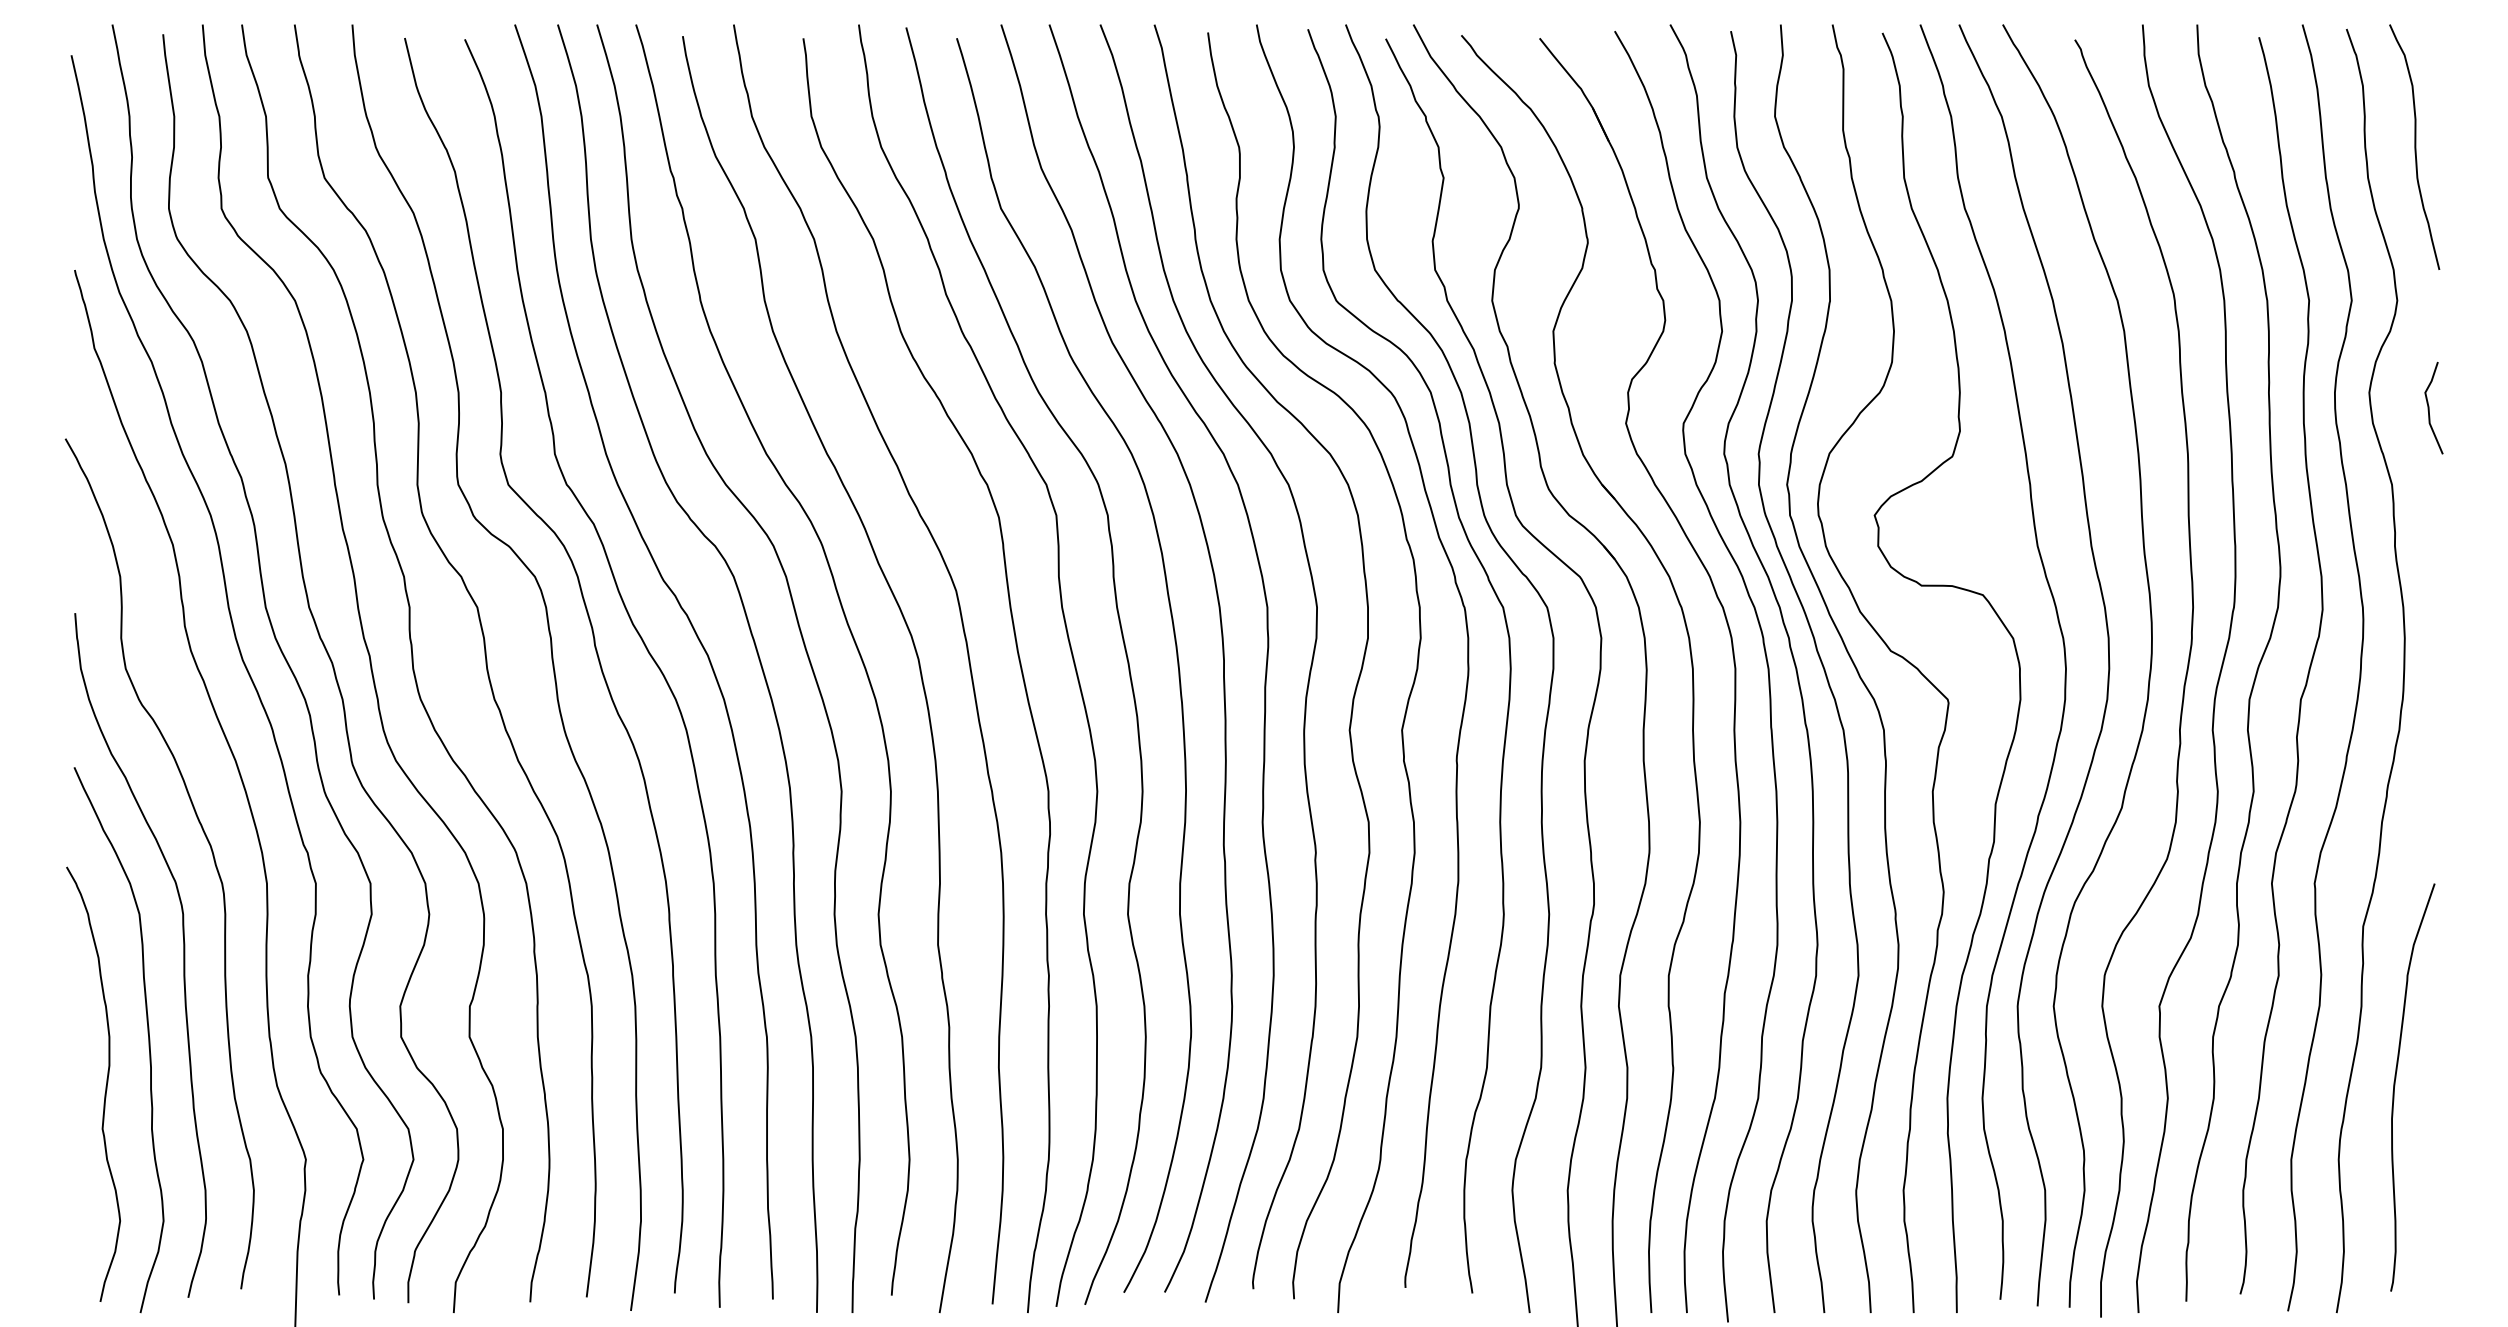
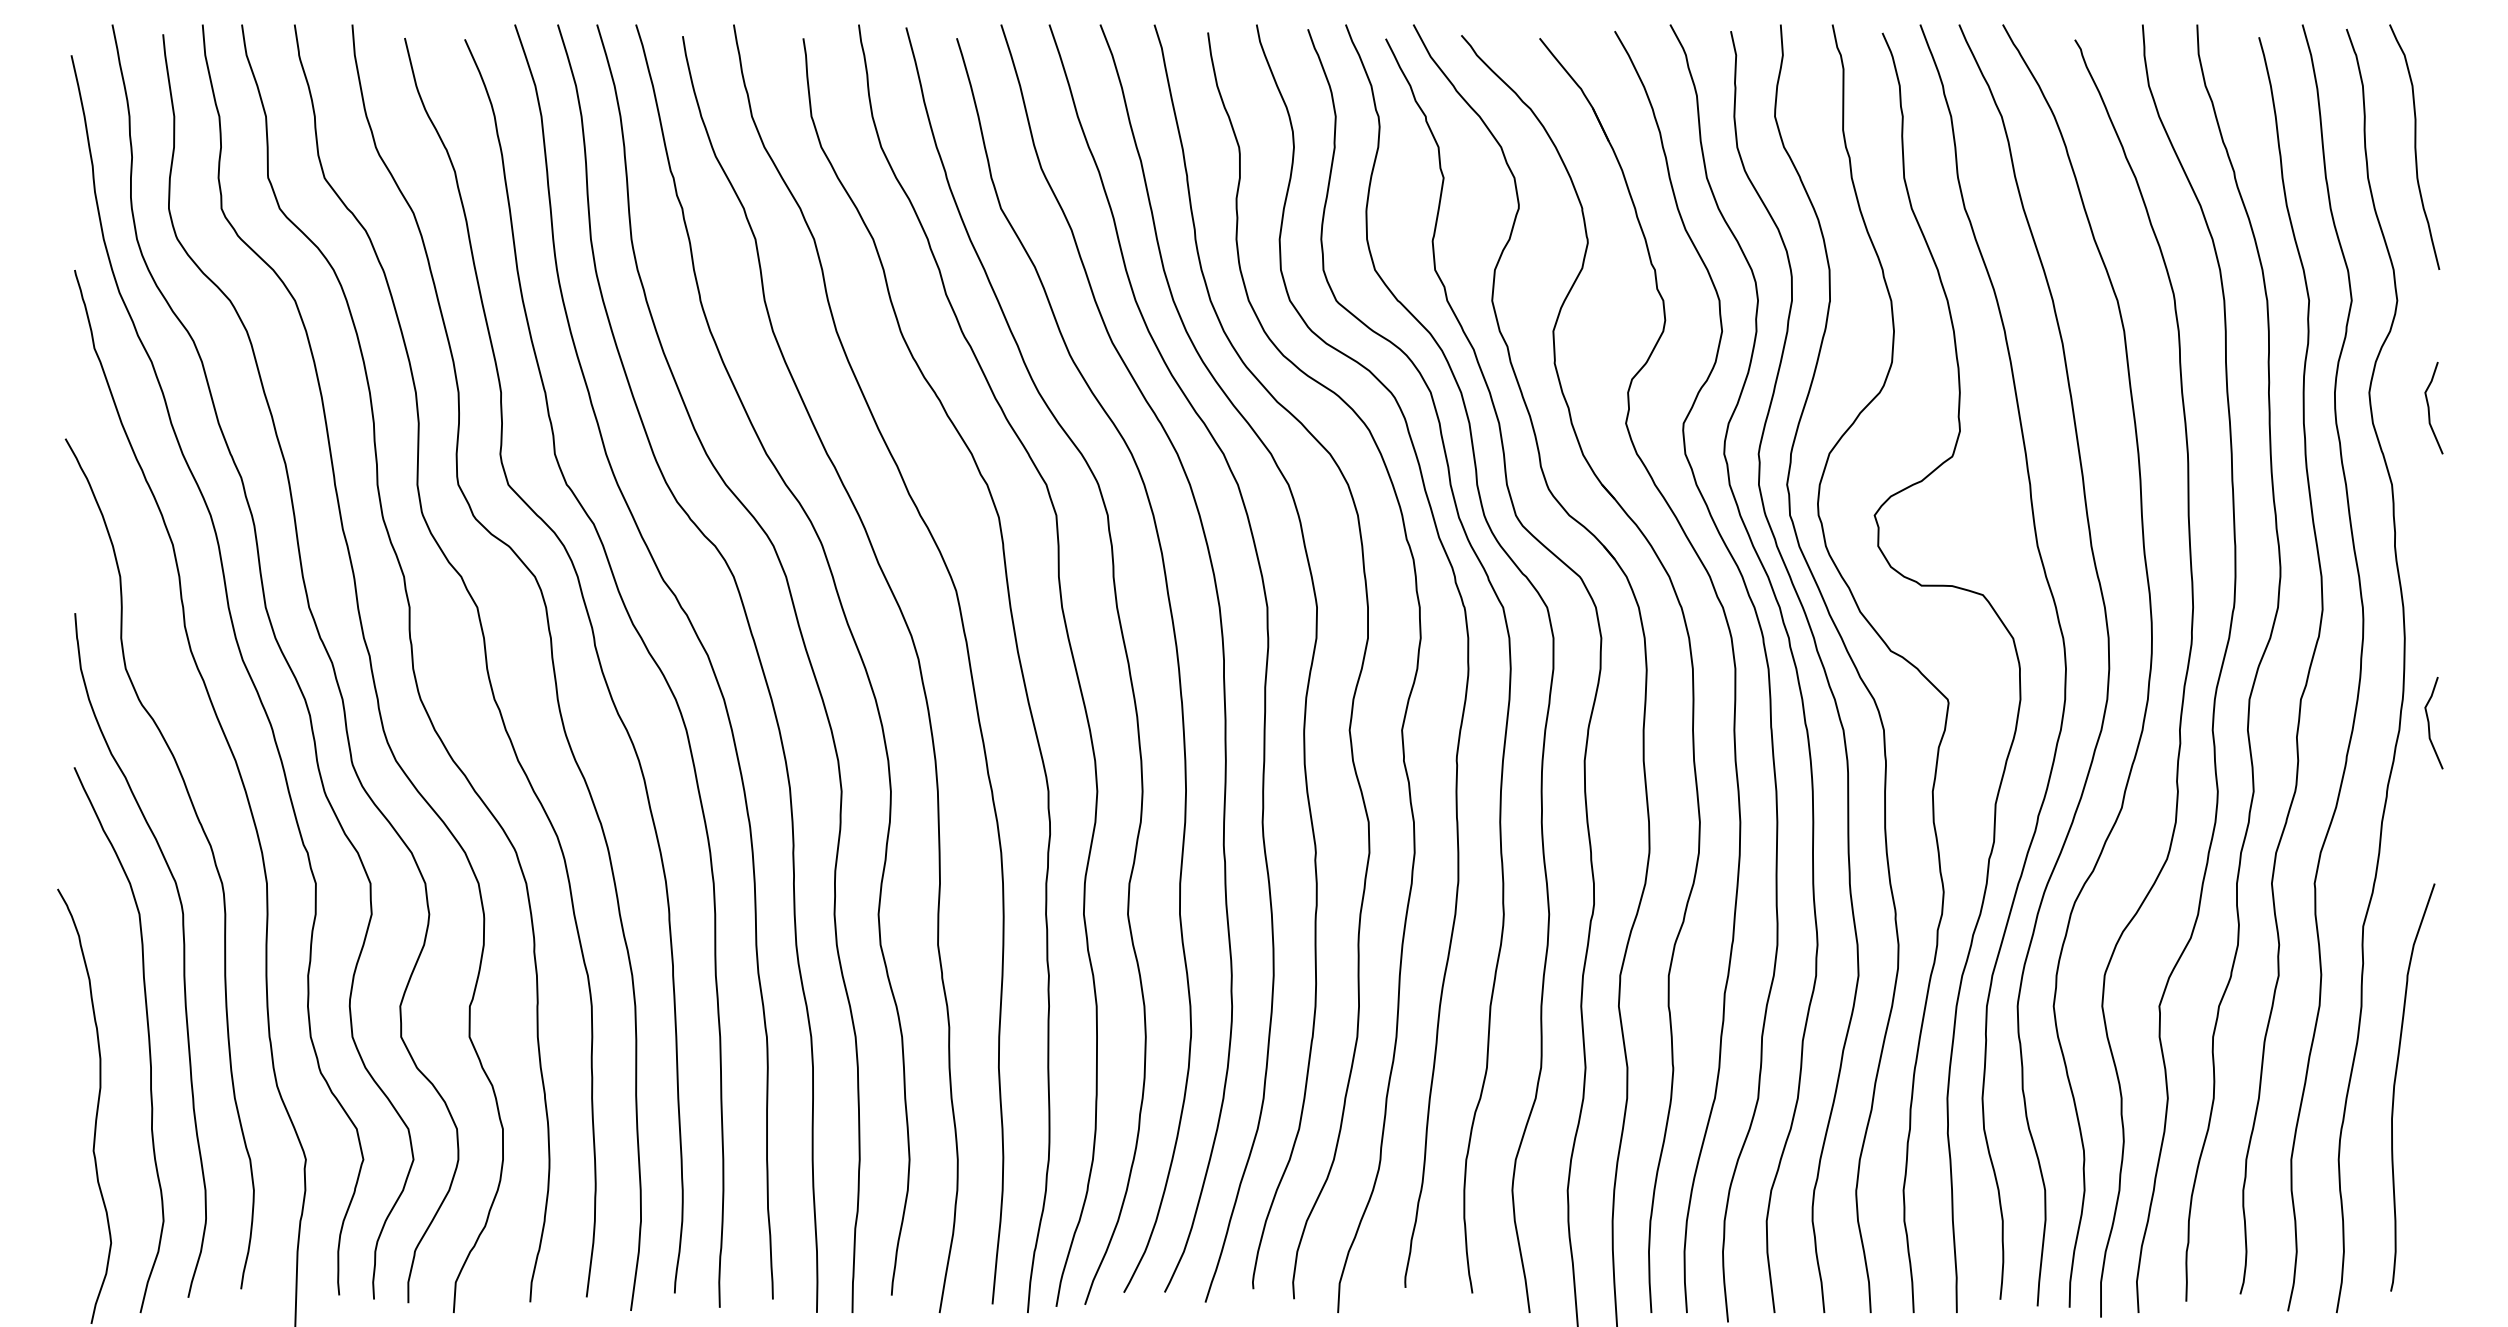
curve: none -> present (2429, 722)
curve position: (105, 1086) -> (96, 1108) (96, 1108)
